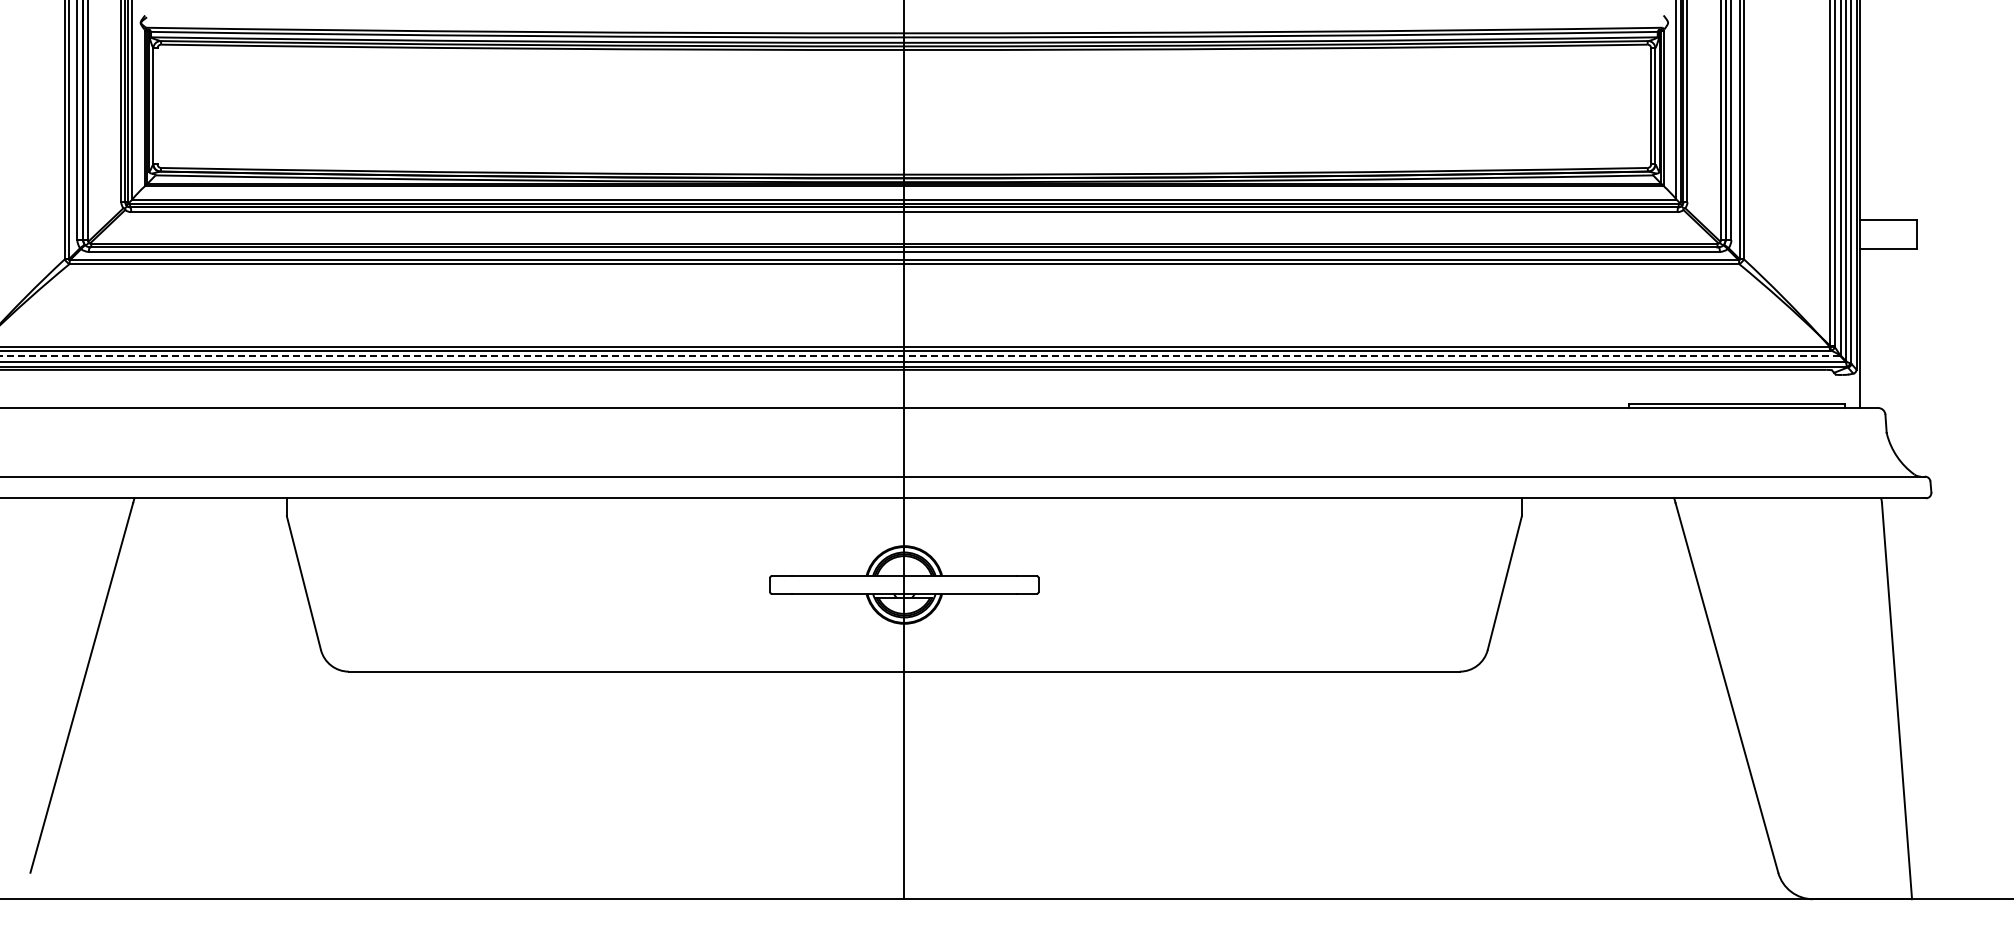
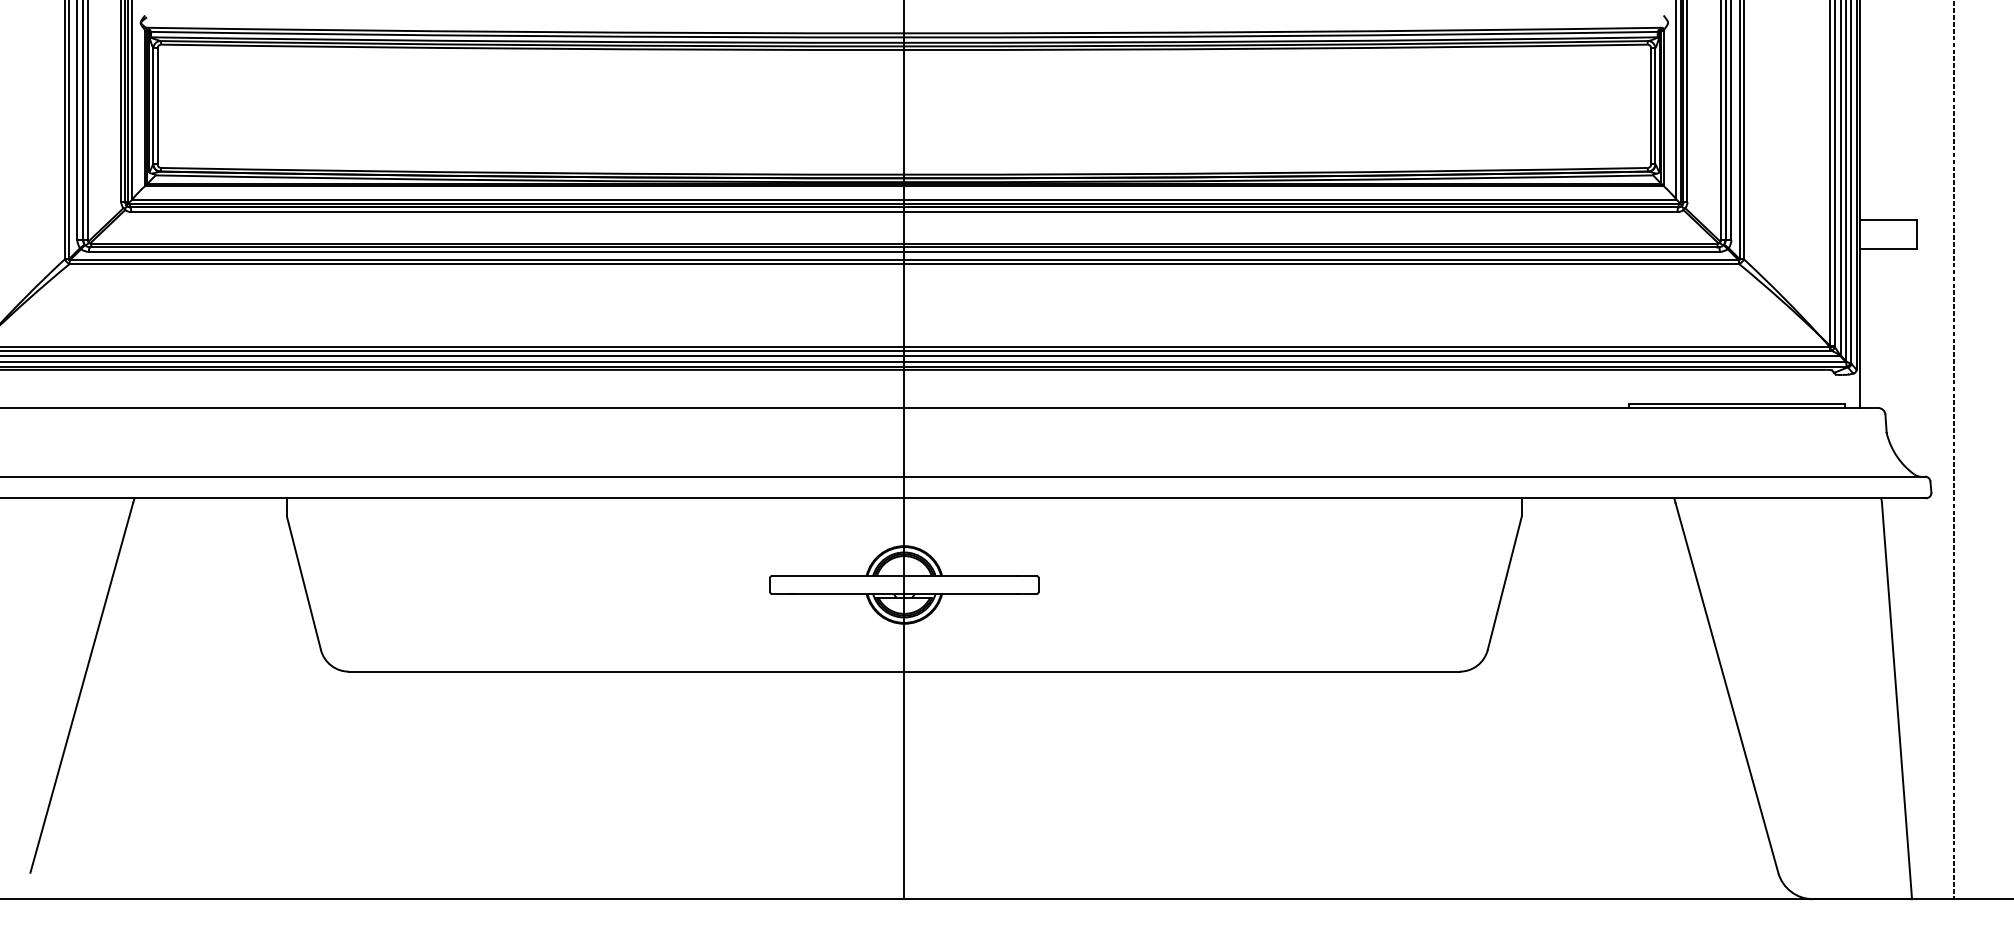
line: none -> present (157, 106)
line: dashed -> solid (920, 355)
line: none -> present (1953, 450)
